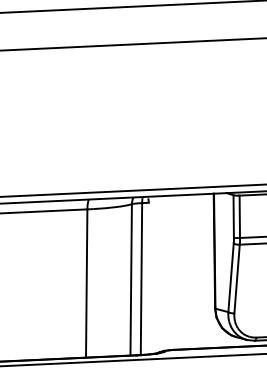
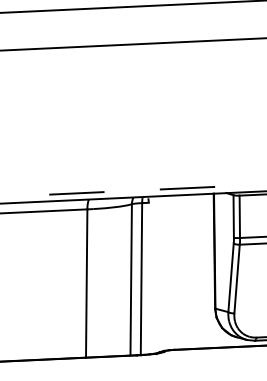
line: solid -> dashed (132, 190)
line: present -> none (132, 360)
